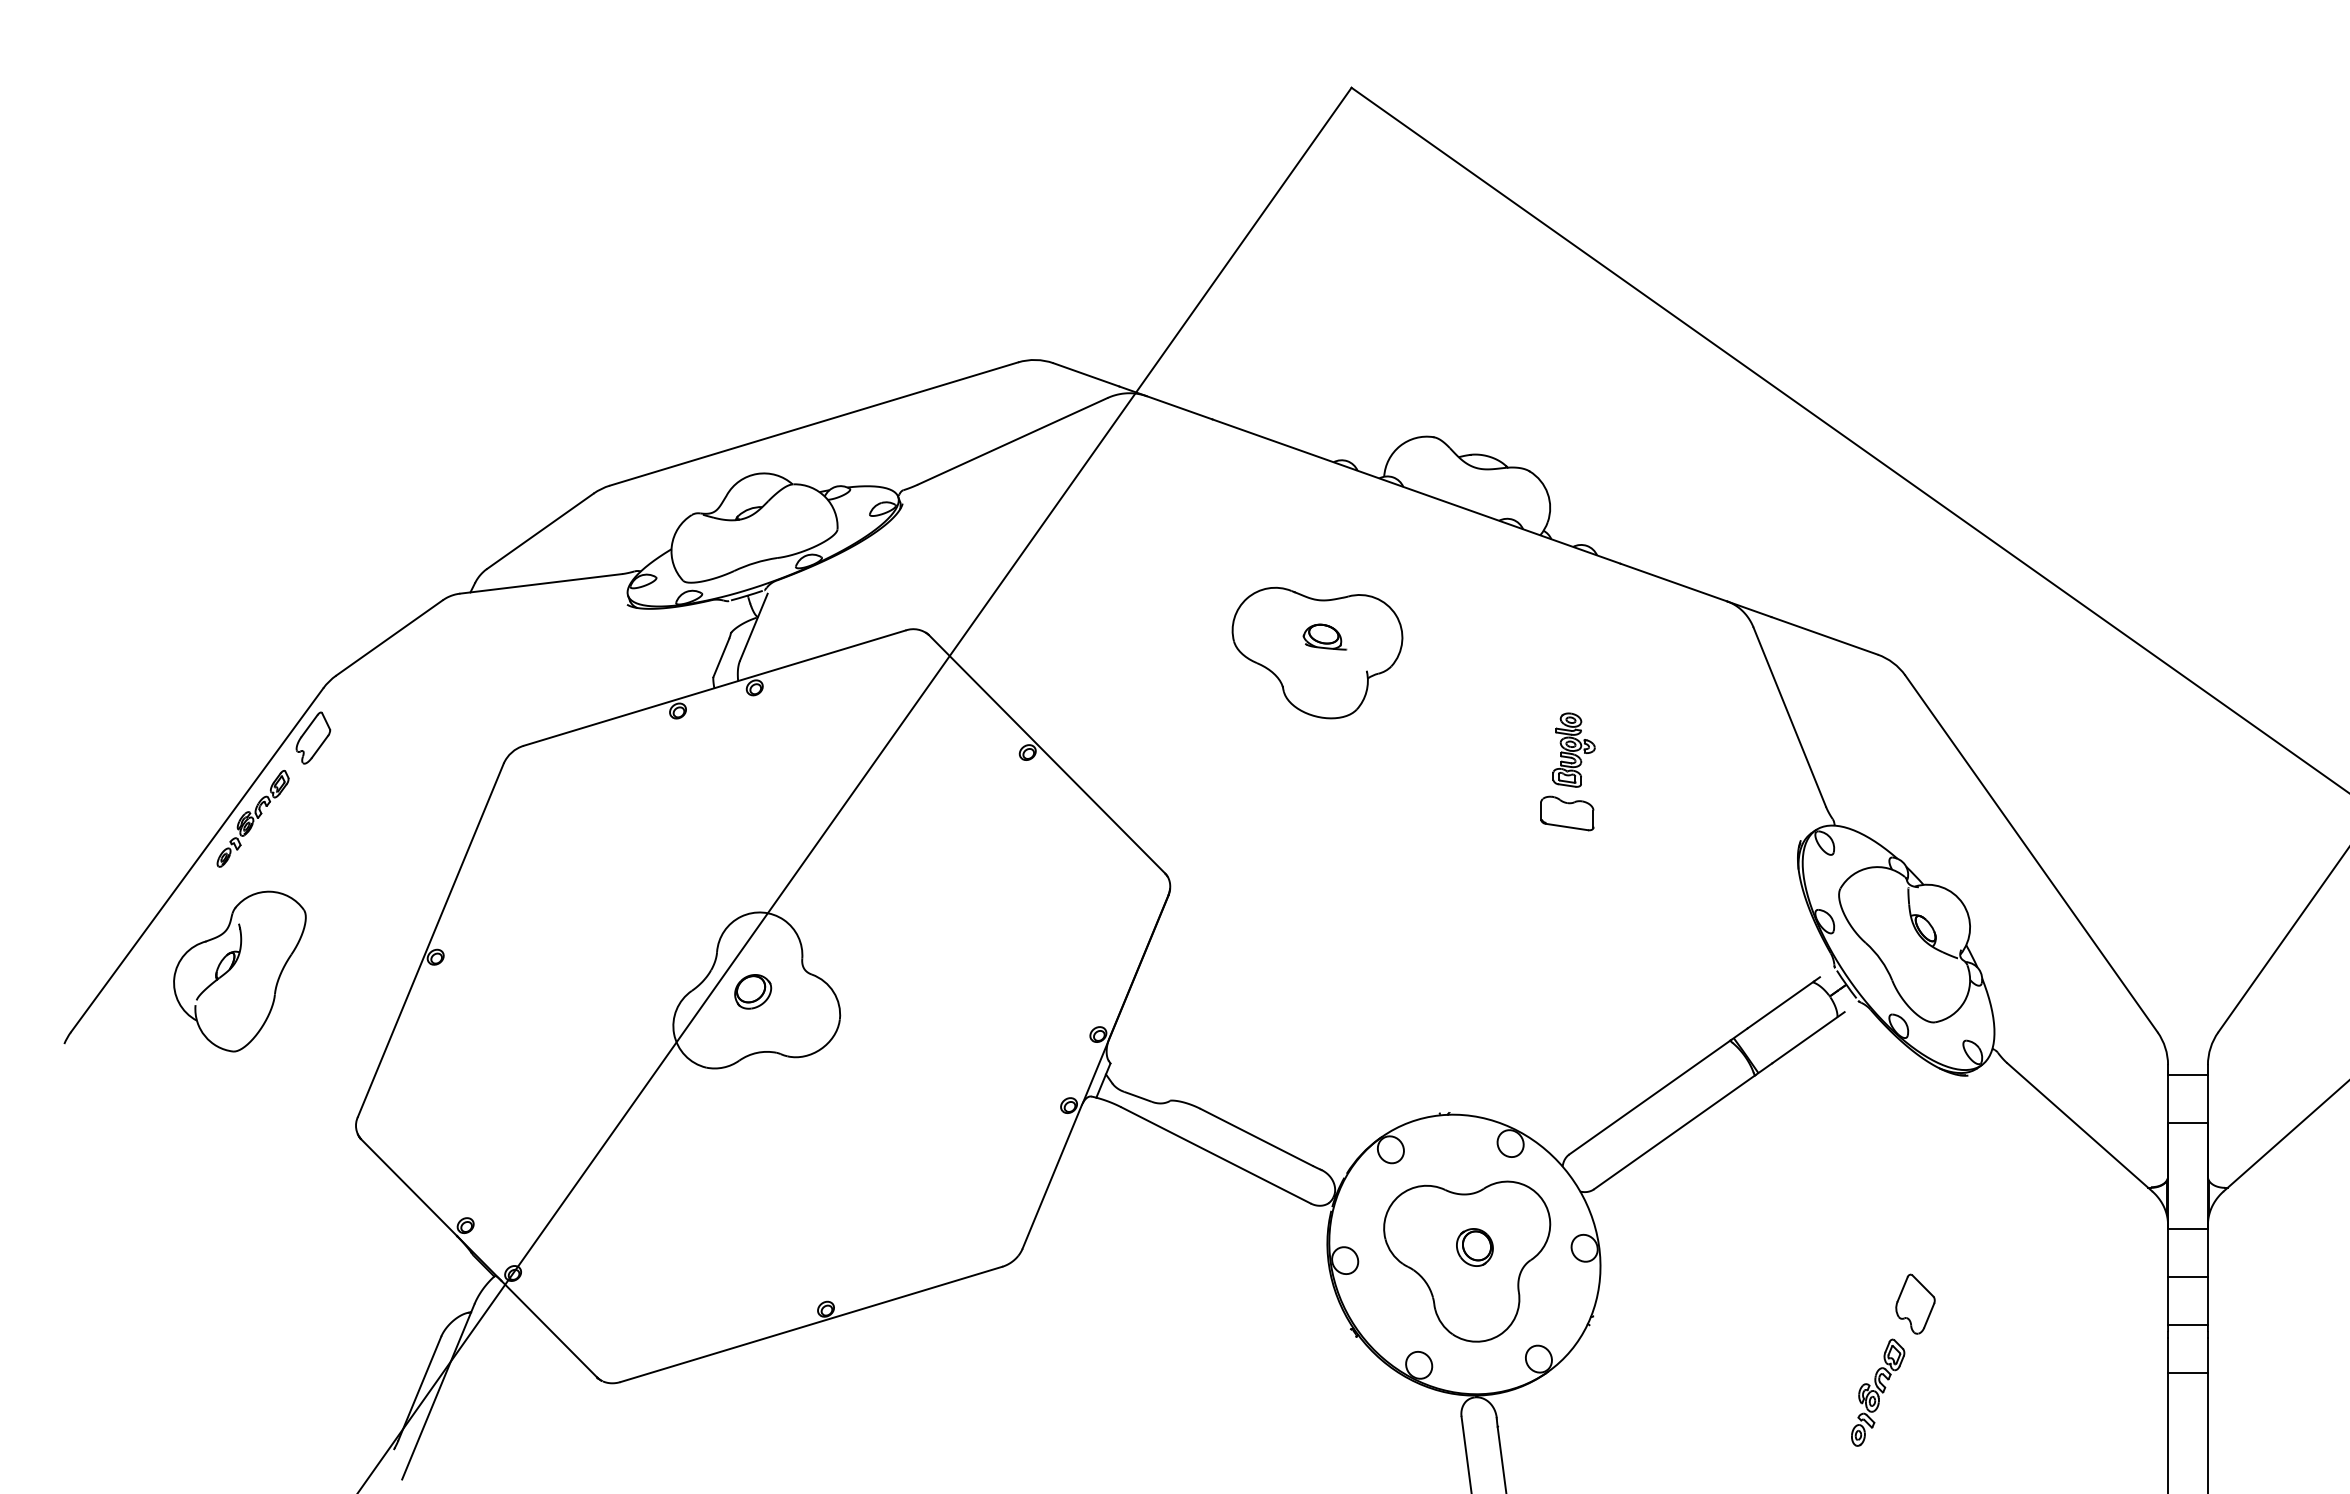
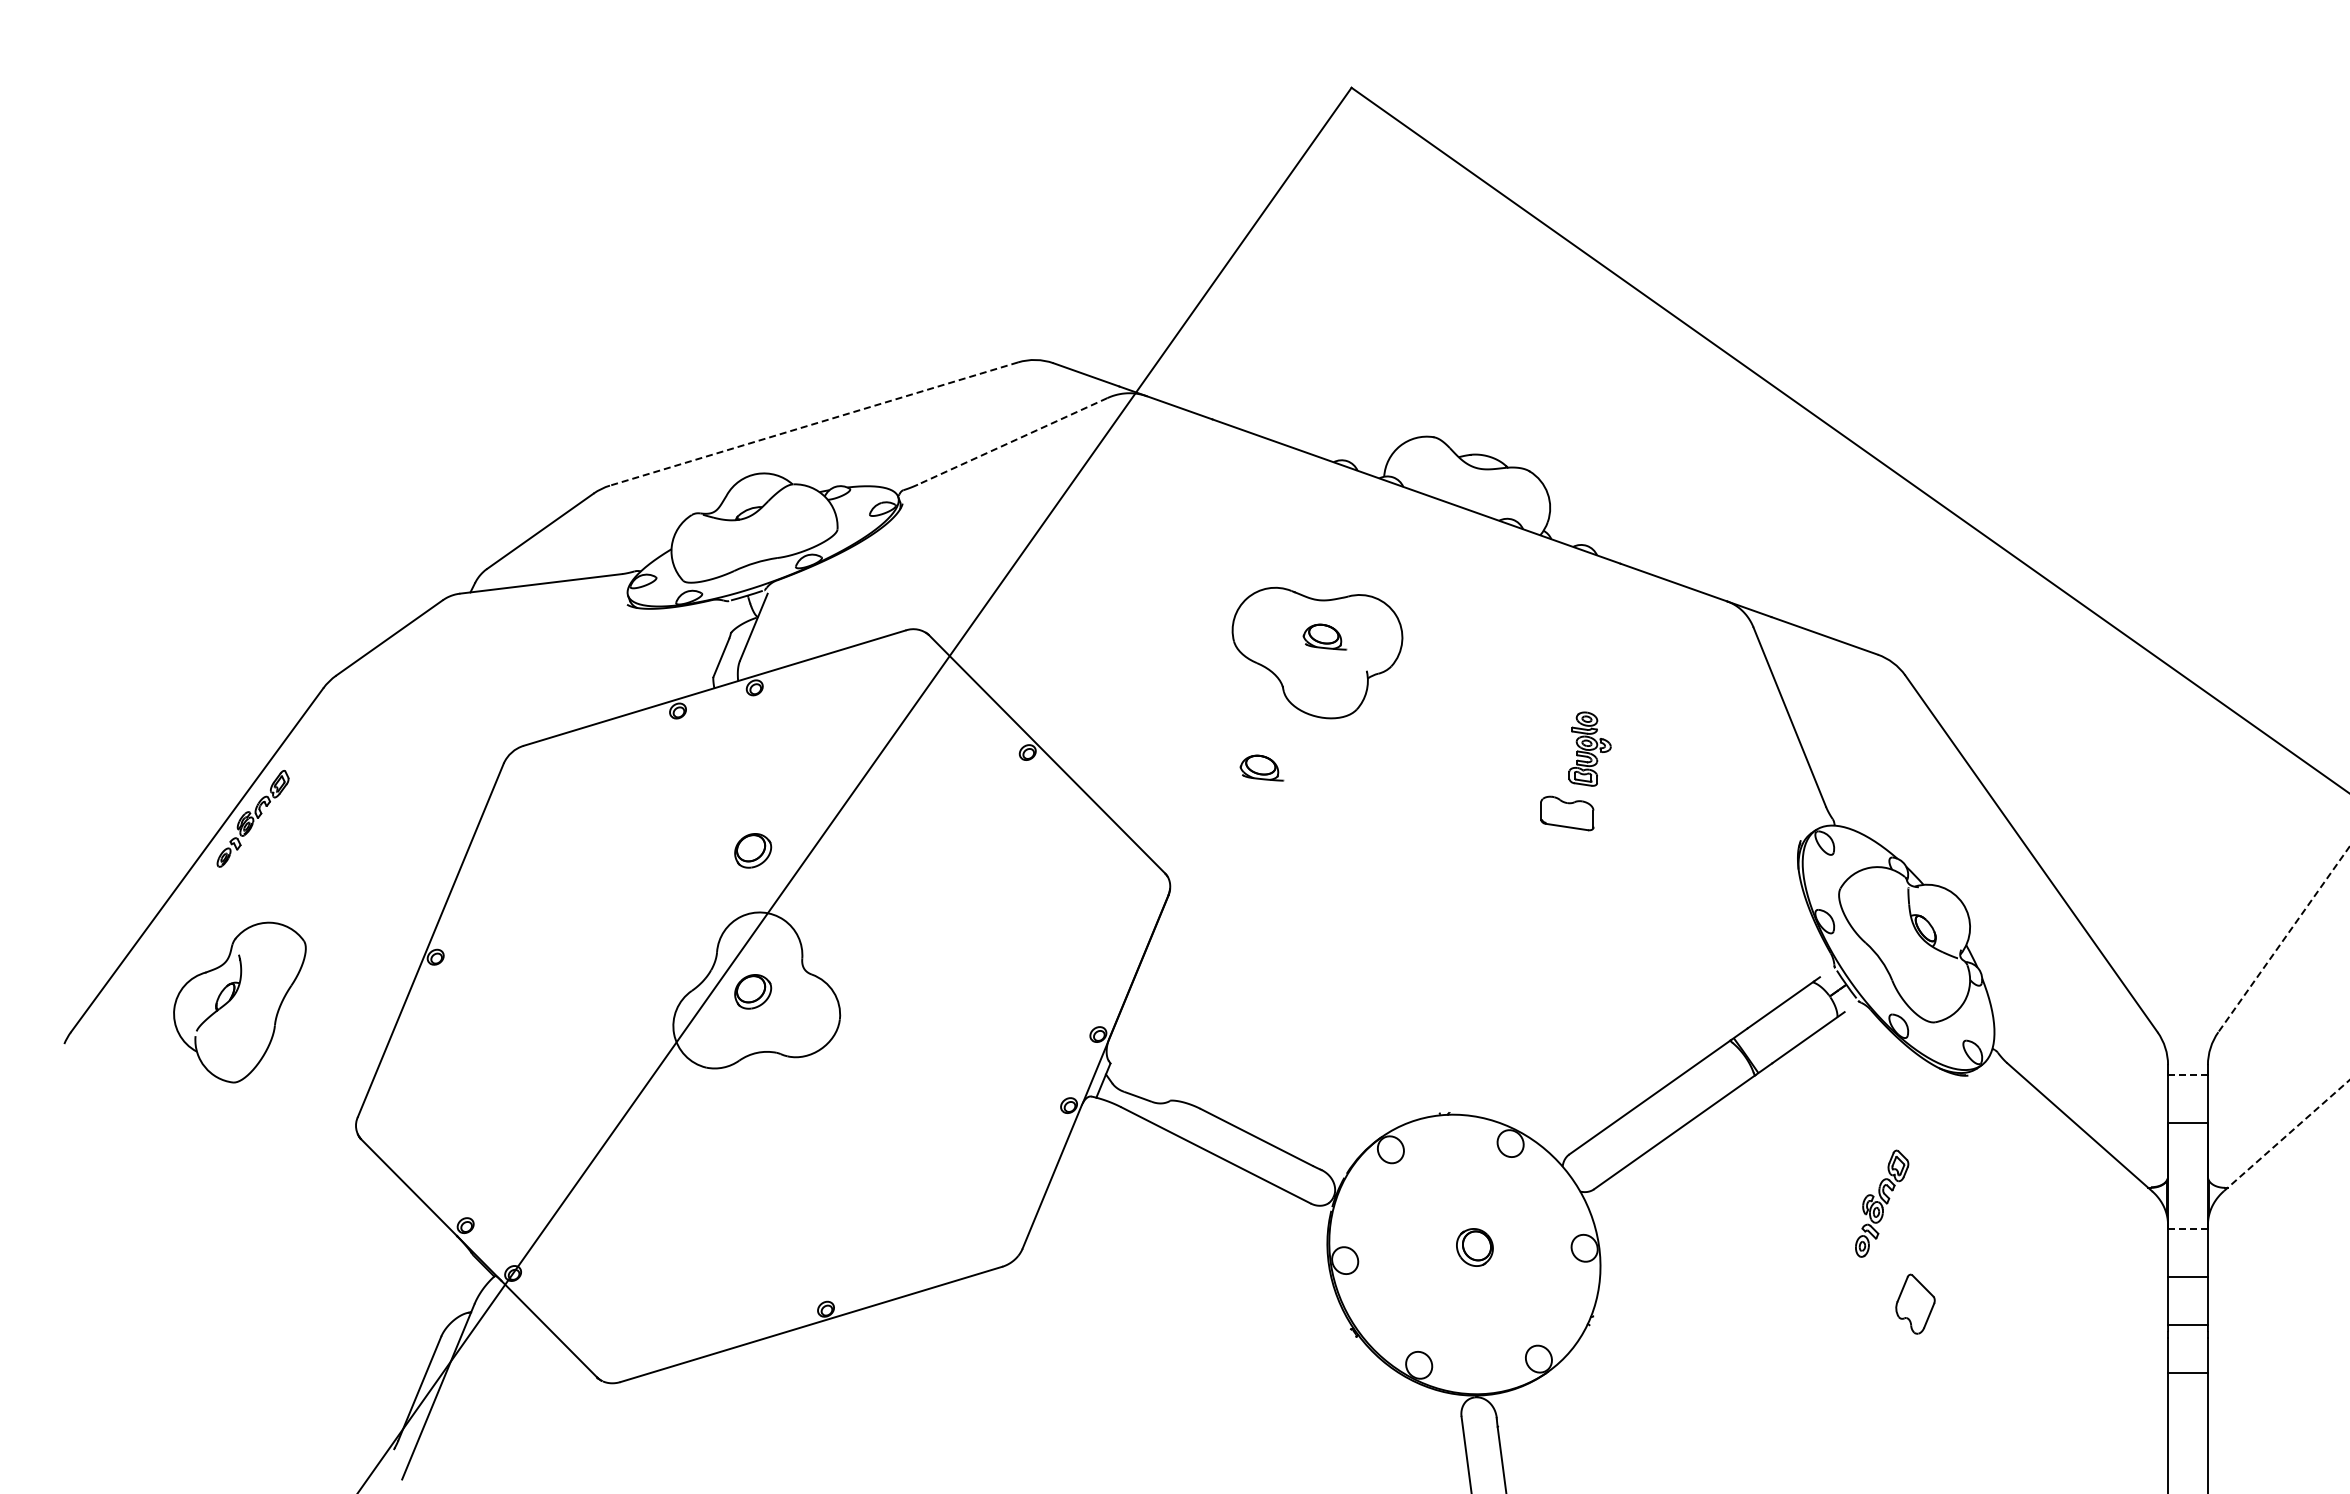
line: solid -> dashed (813, 424)
line: solid -> dashed (1012, 441)
part: present -> none (313, 737)
part position: (1573, 749) -> (1589, 748) (1589, 748)
part: none -> present (1261, 767)
part: none -> present (753, 850)
line: solid -> dashed (2284, 939)
part position: (239, 971) -> (239, 1002) (239, 1002)
line: solid -> dashed (2187, 1075)
line: solid -> dashed (2286, 1135)
line: solid -> dashed (2187, 1229)
part: present -> none (1467, 1261)
part position: (1878, 1392) -> (1882, 1203) (1882, 1203)
